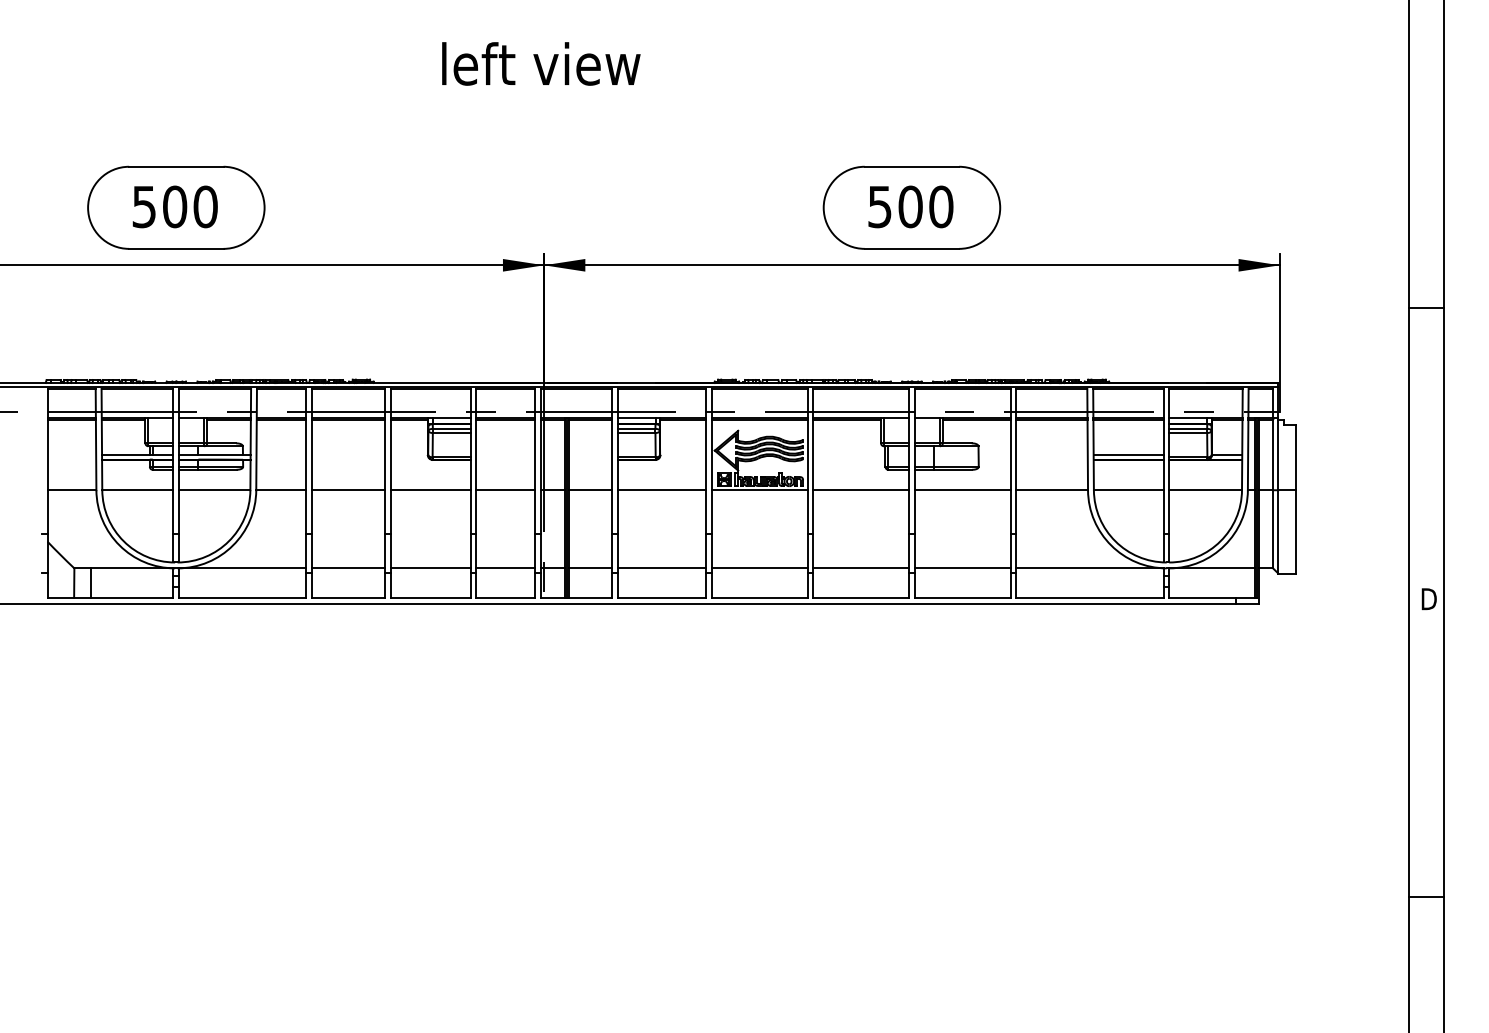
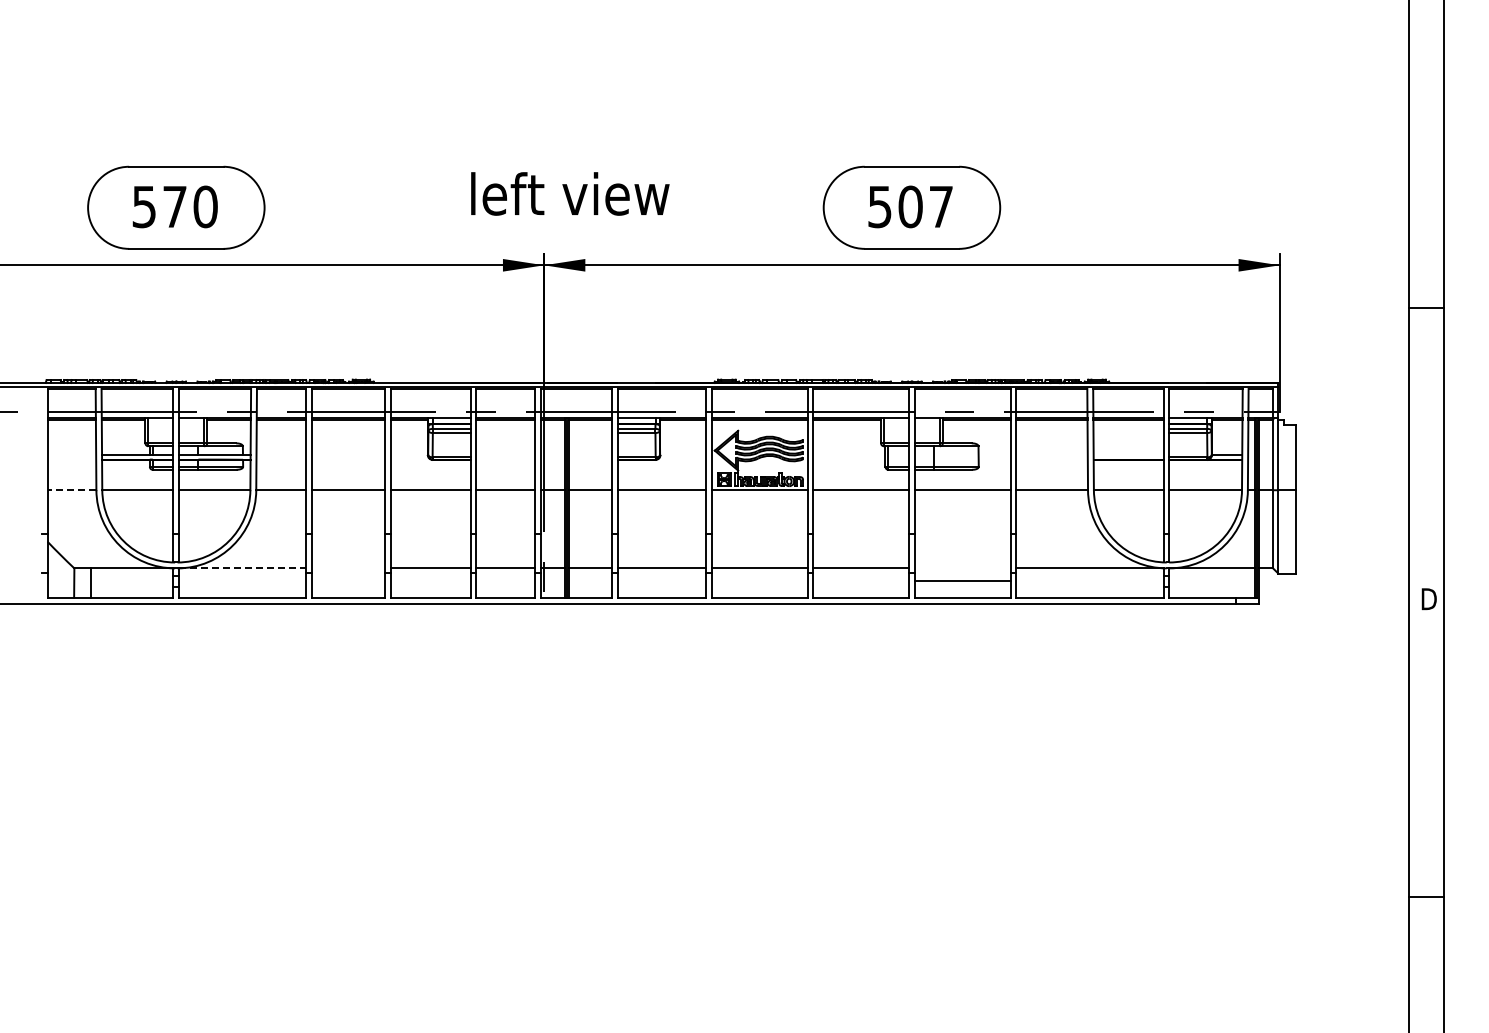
text position: (541, 63) -> (570, 193) (570, 193)
text: 500 -> 570 (175, 206)
text: 500 -> 507 (941, 206)
line: present -> none (1128, 455)
line: solid -> dashed (71, 490)
line: solid -> dashed (243, 568)
line: present -> none (348, 568)
line position: (962, 568) -> (962, 581) (962, 581)
